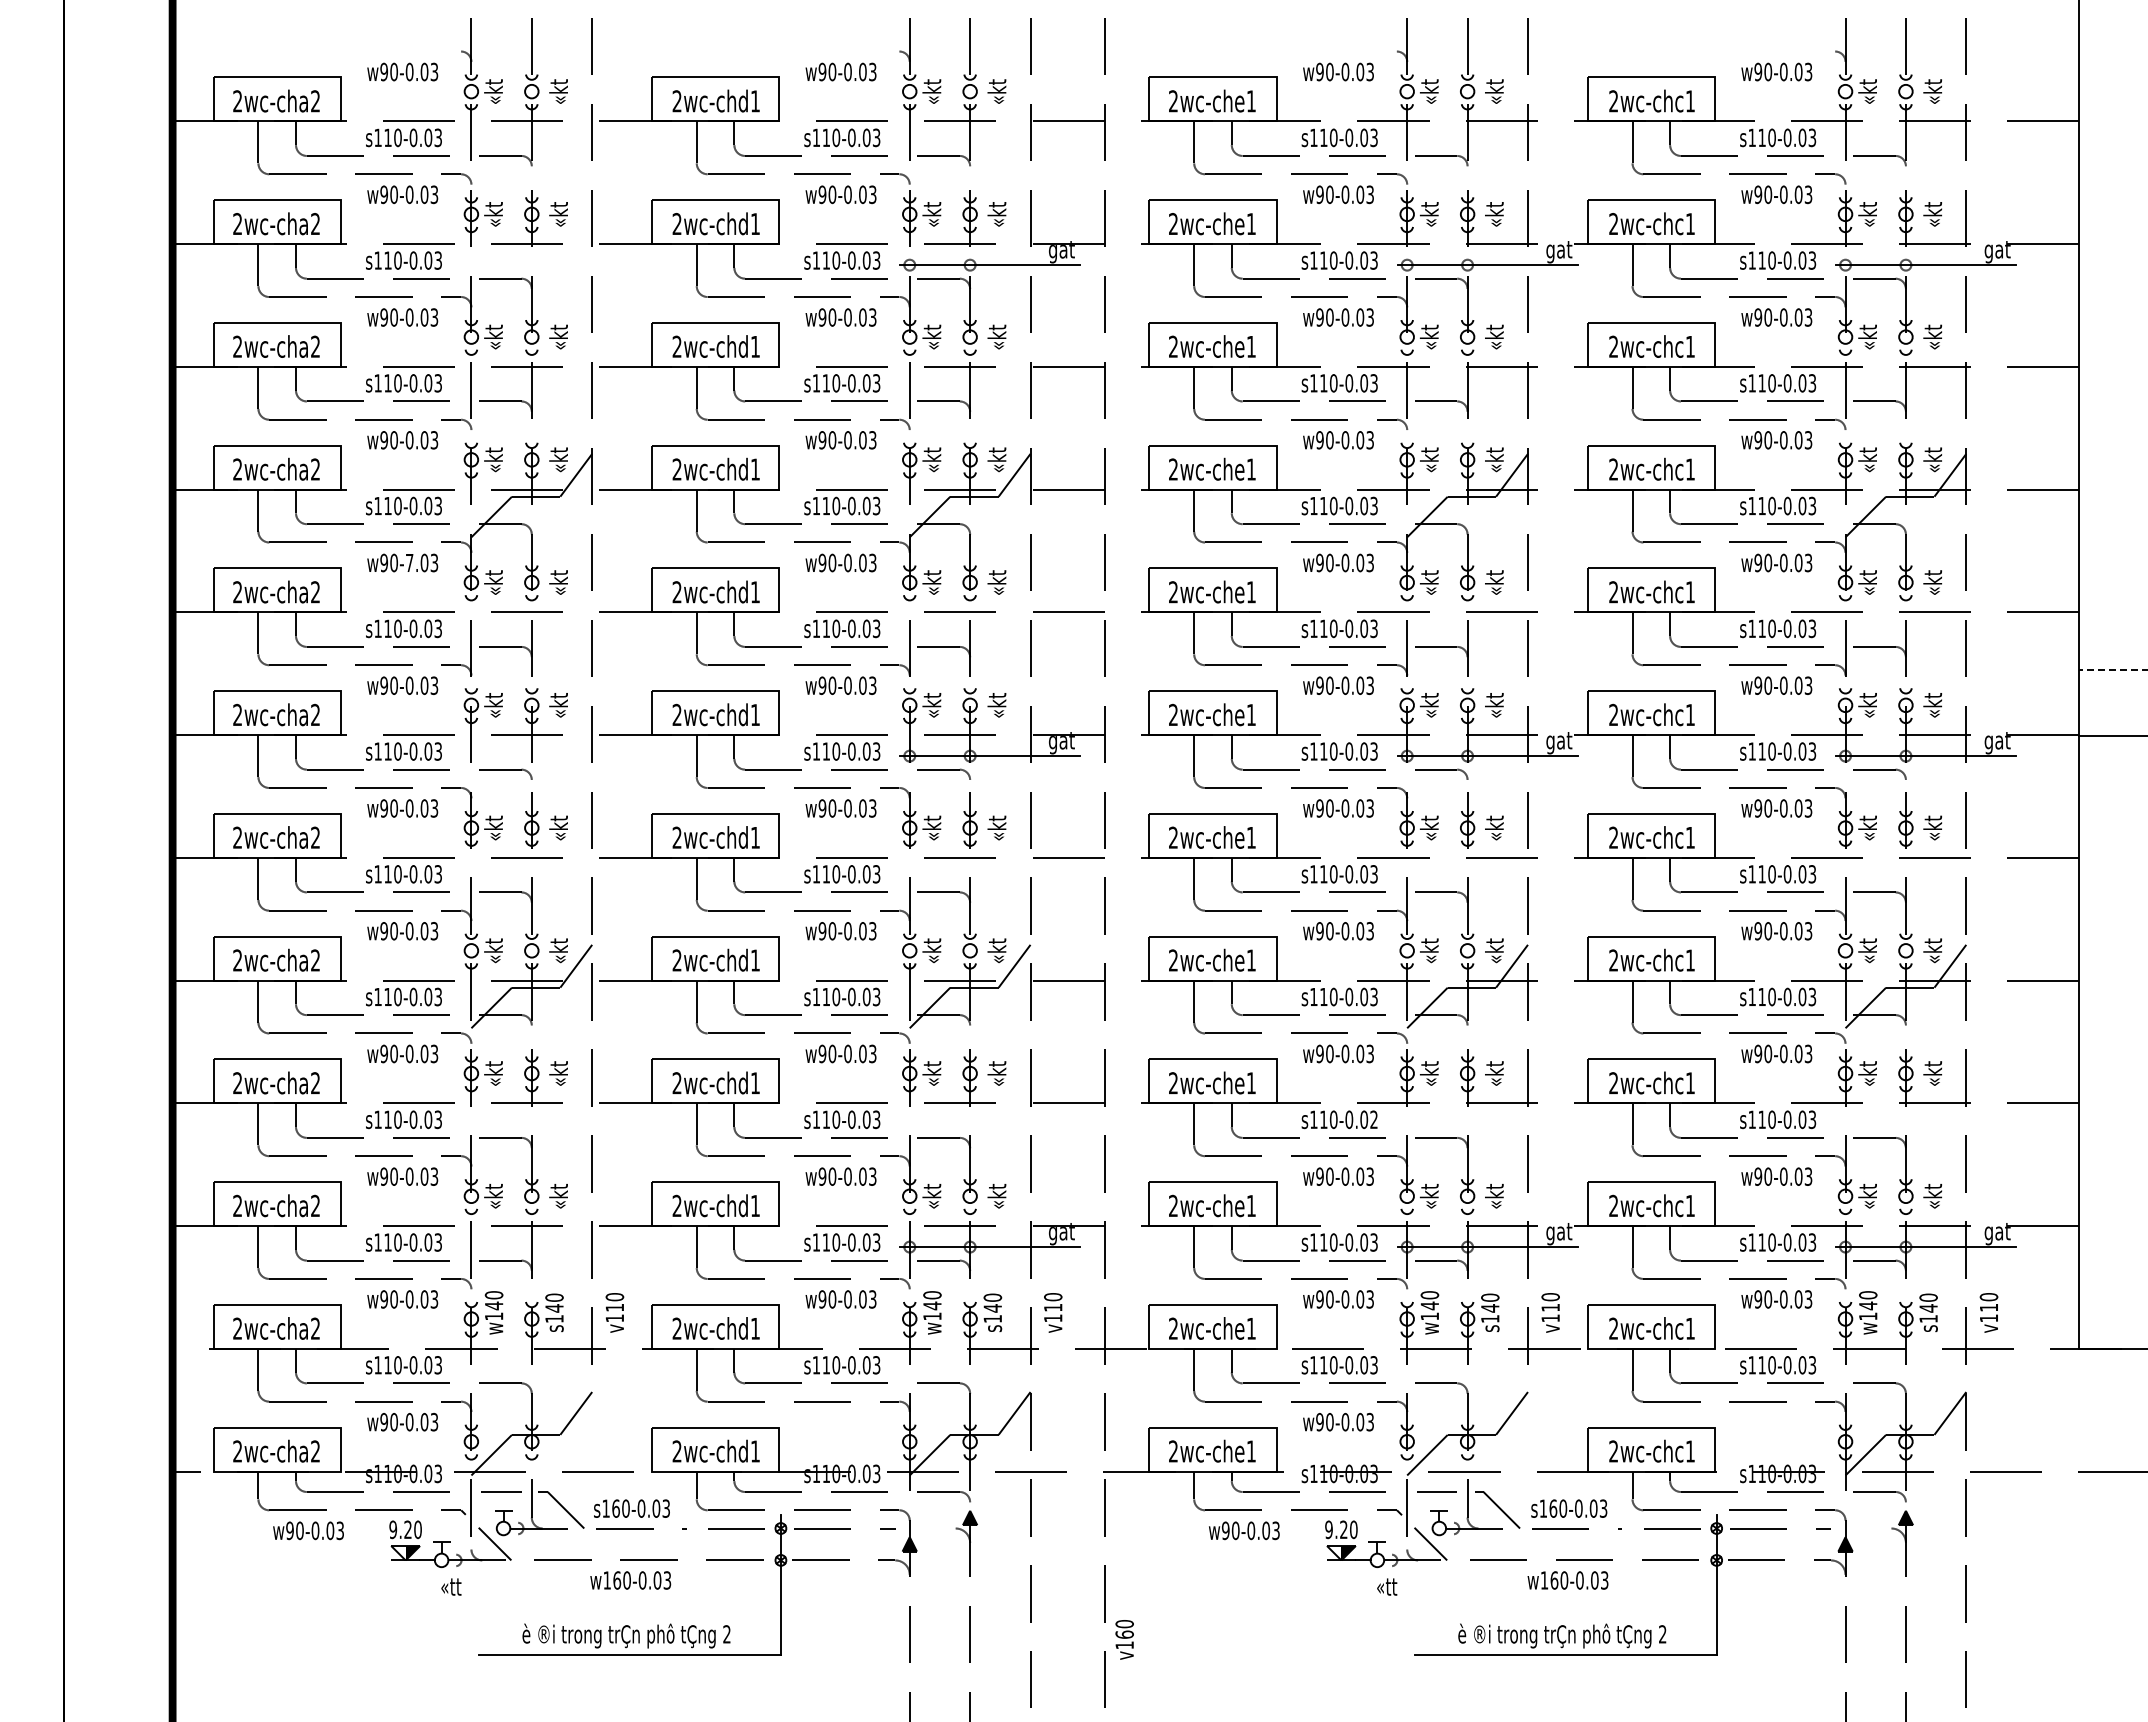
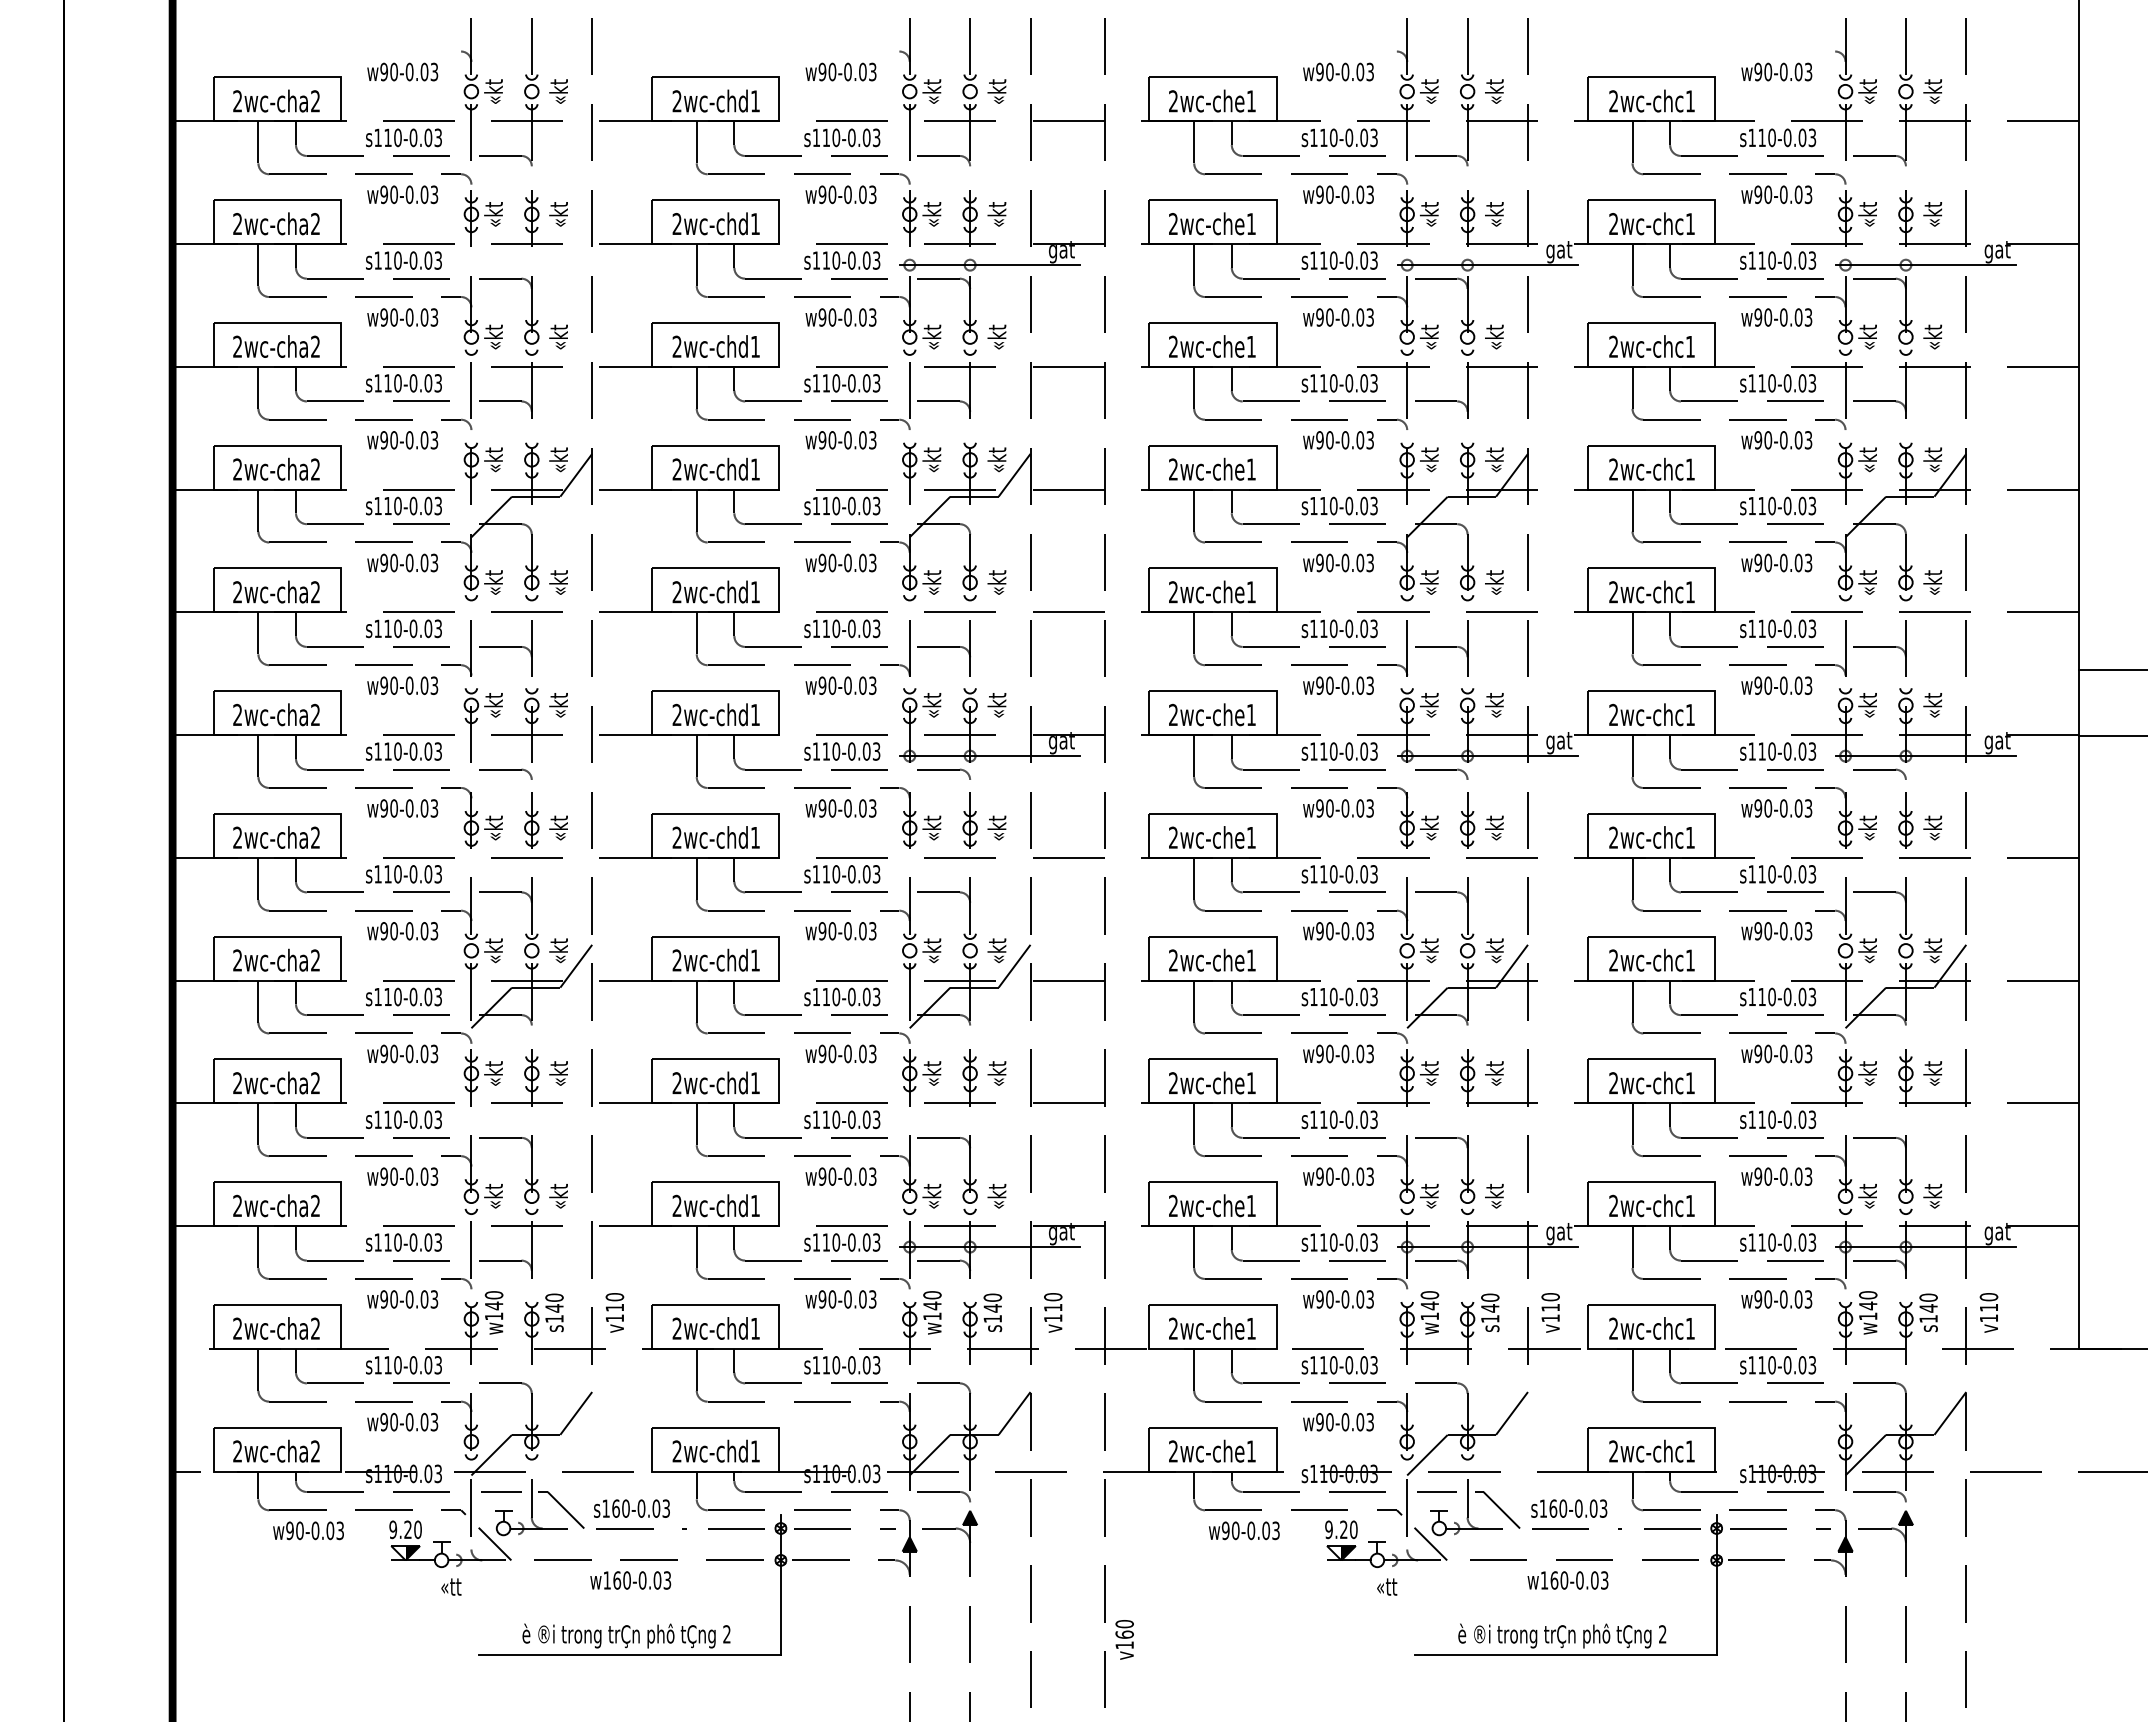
text: w90-7.03 -> w90-0.03 (409, 562)
line: dashed -> solid (2113, 670)
text: s110-0.02 -> s110-0.03 (1373, 1120)
line: none -> present (938, 1528)
line: none -> present (1874, 1528)
